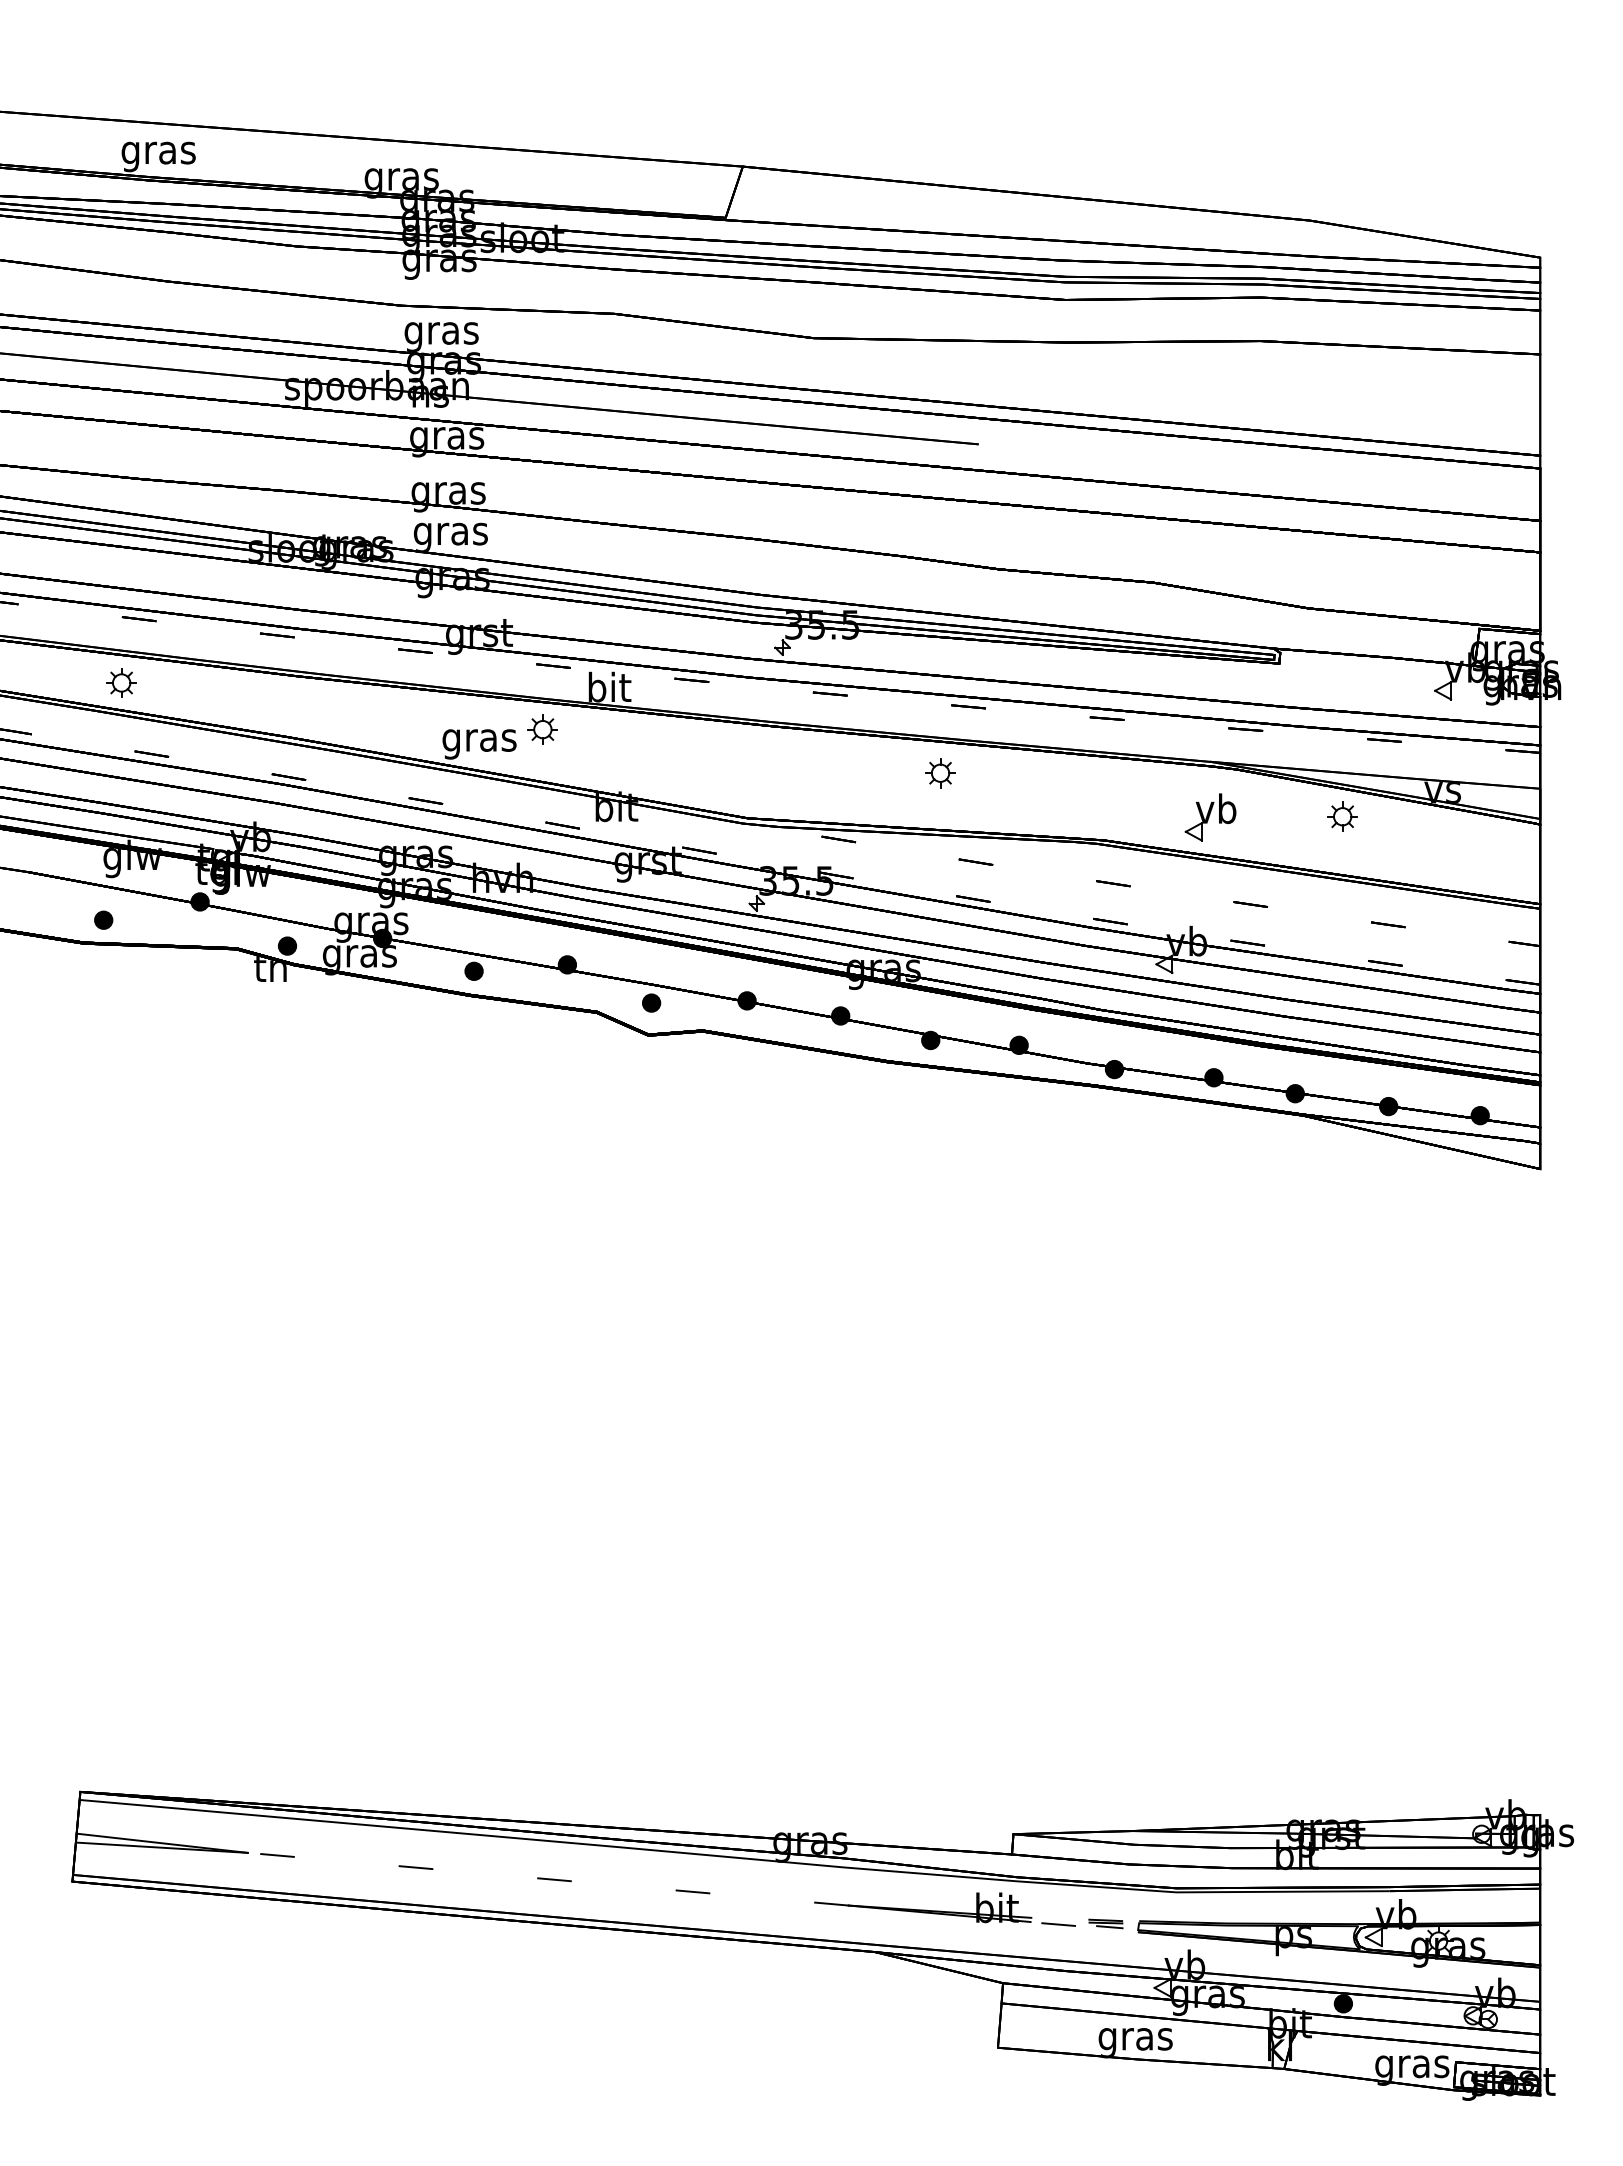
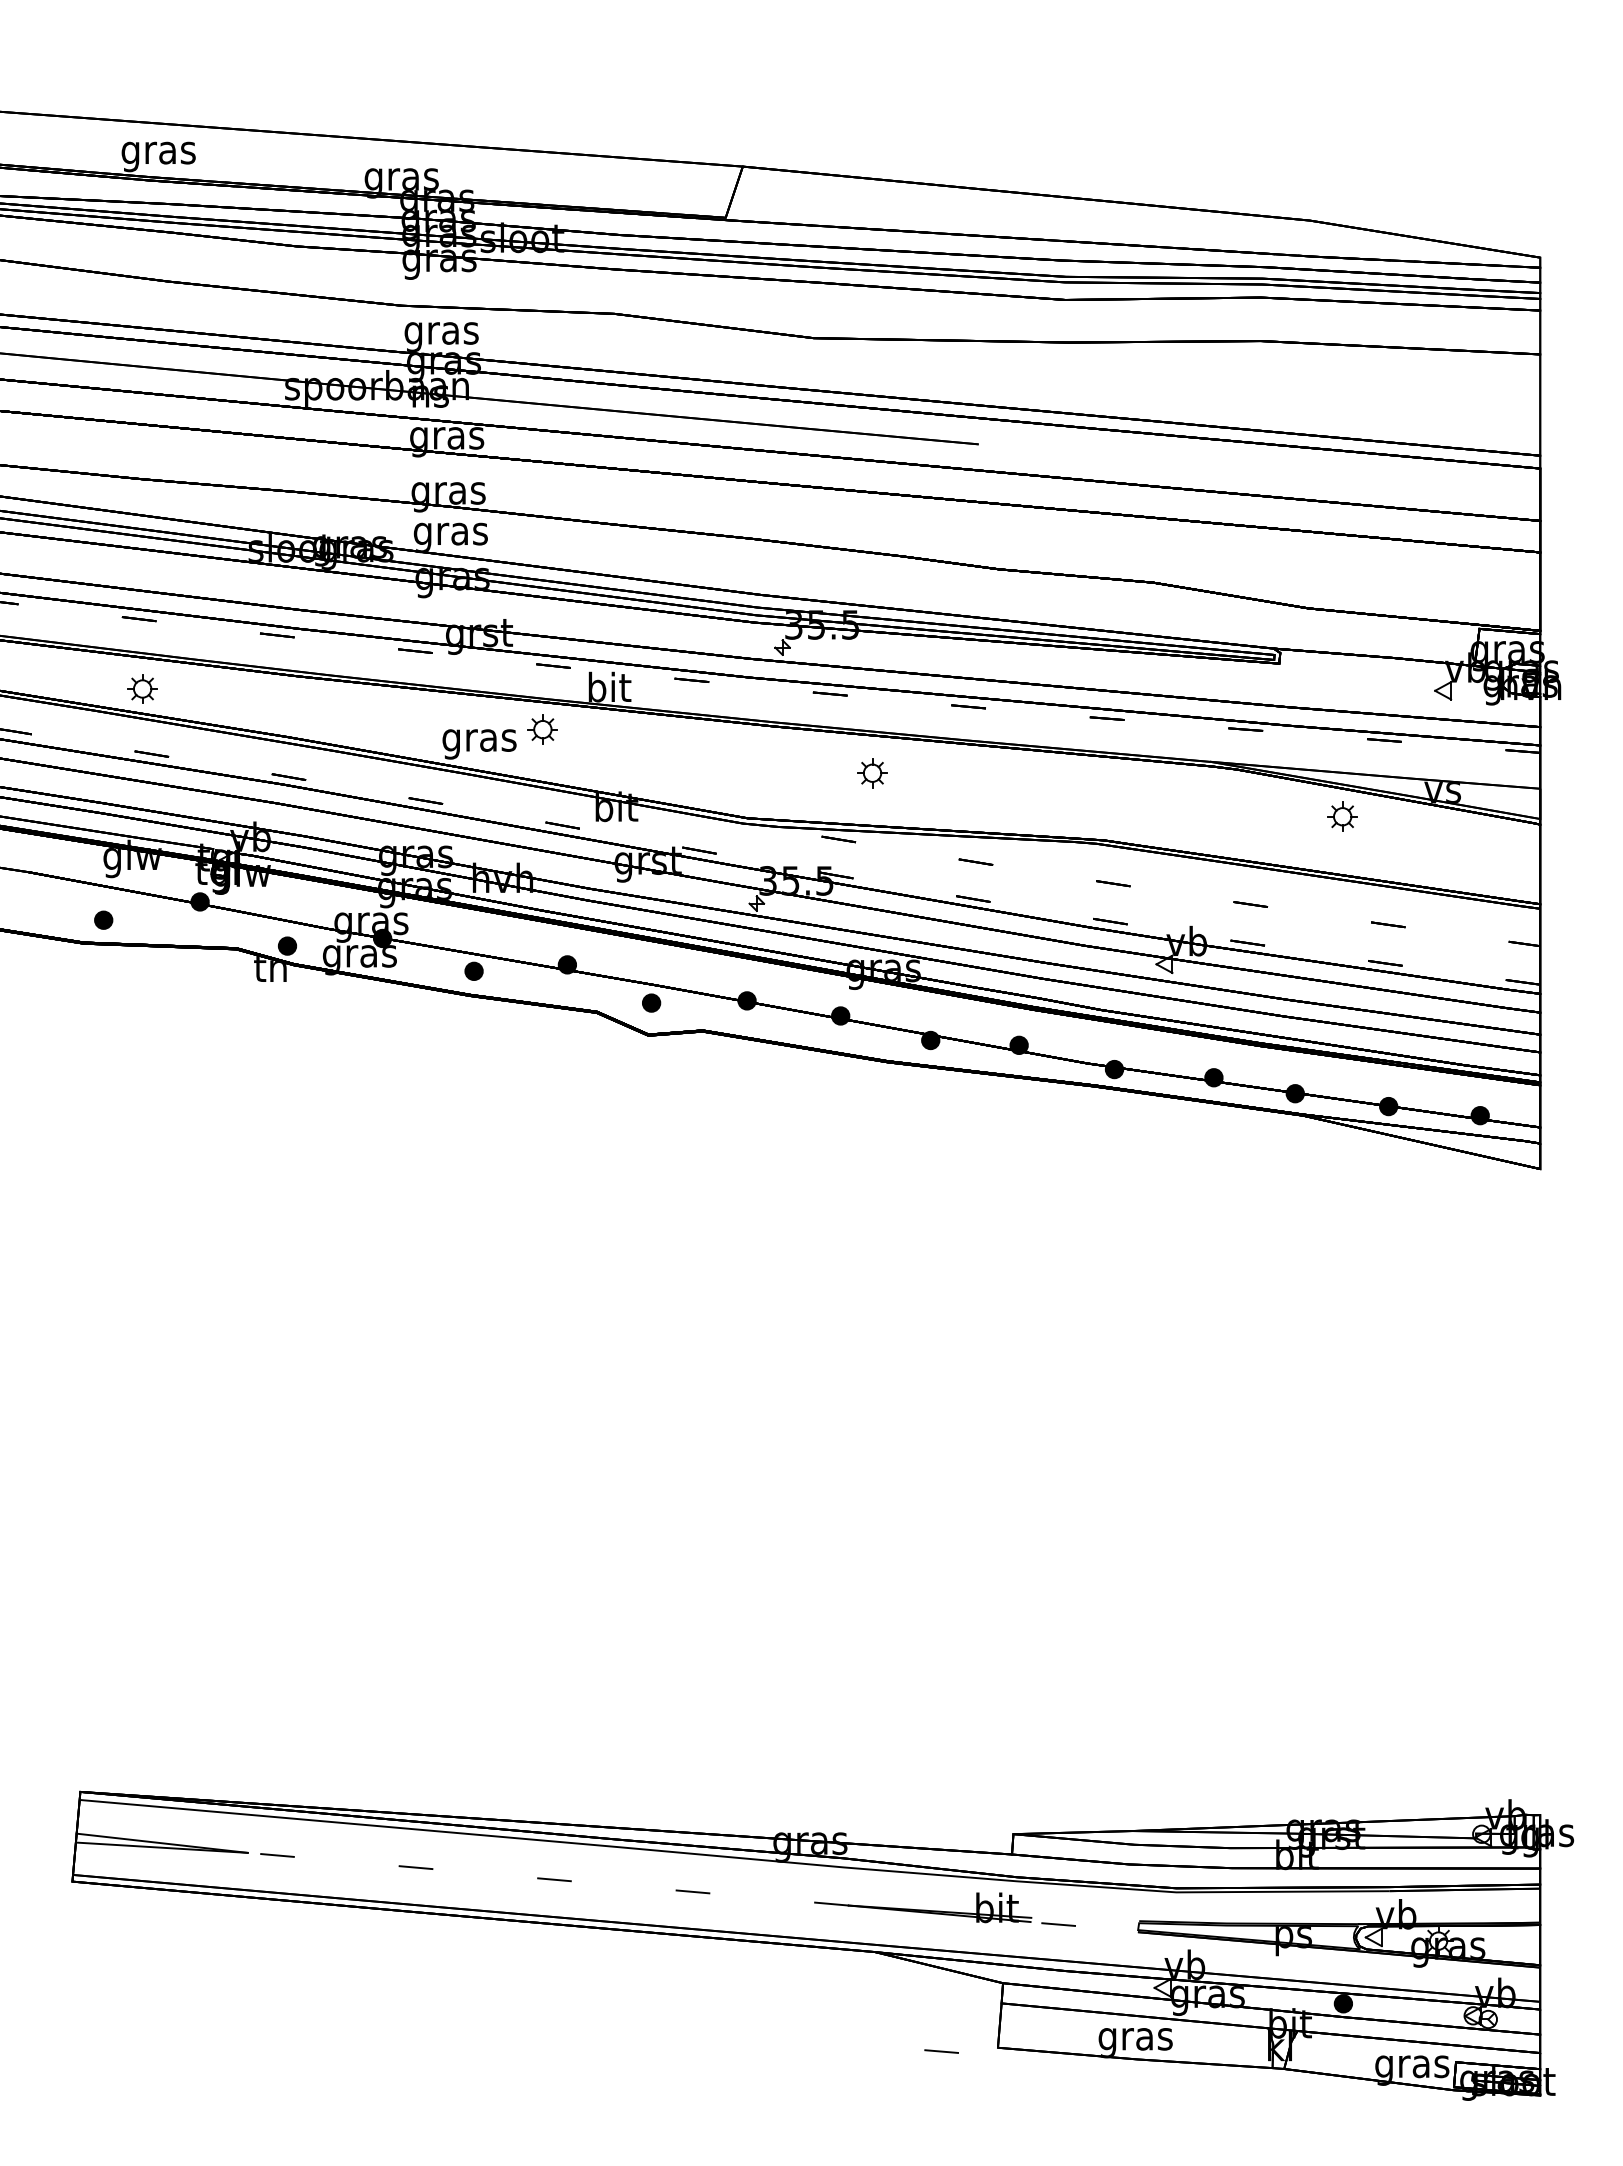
part position: (121, 682) -> (142, 688) (142, 688)
part position: (940, 773) -> (872, 773) (872, 773)
part: present -> none (1210, 817)
part: present -> none (1105, 1923)
line: none -> present (941, 2051)
